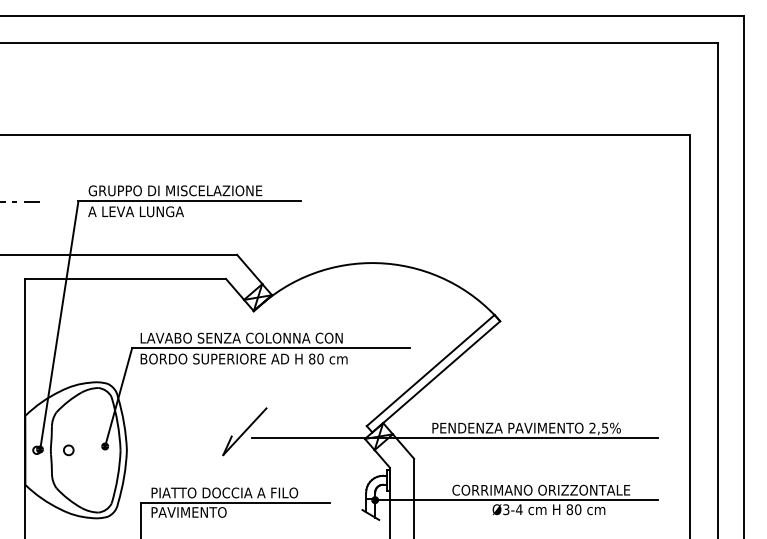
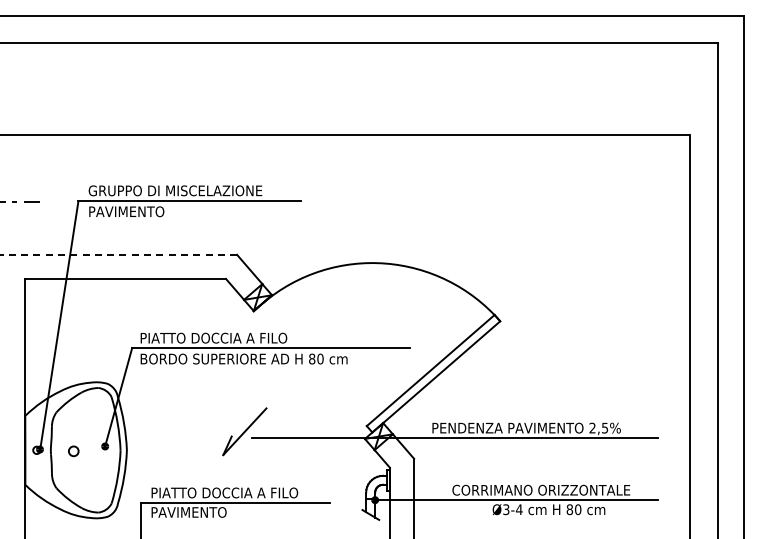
text: A LEVA LUNGA -> PAVIMENTO (135, 211)
line: solid -> dashed (118, 254)
text: LAVABO SENZA COLONNA CON -> PIATTO DOCCIA A FILO (242, 337)
circle position: (68, 450) -> (73, 451) (73, 451)
